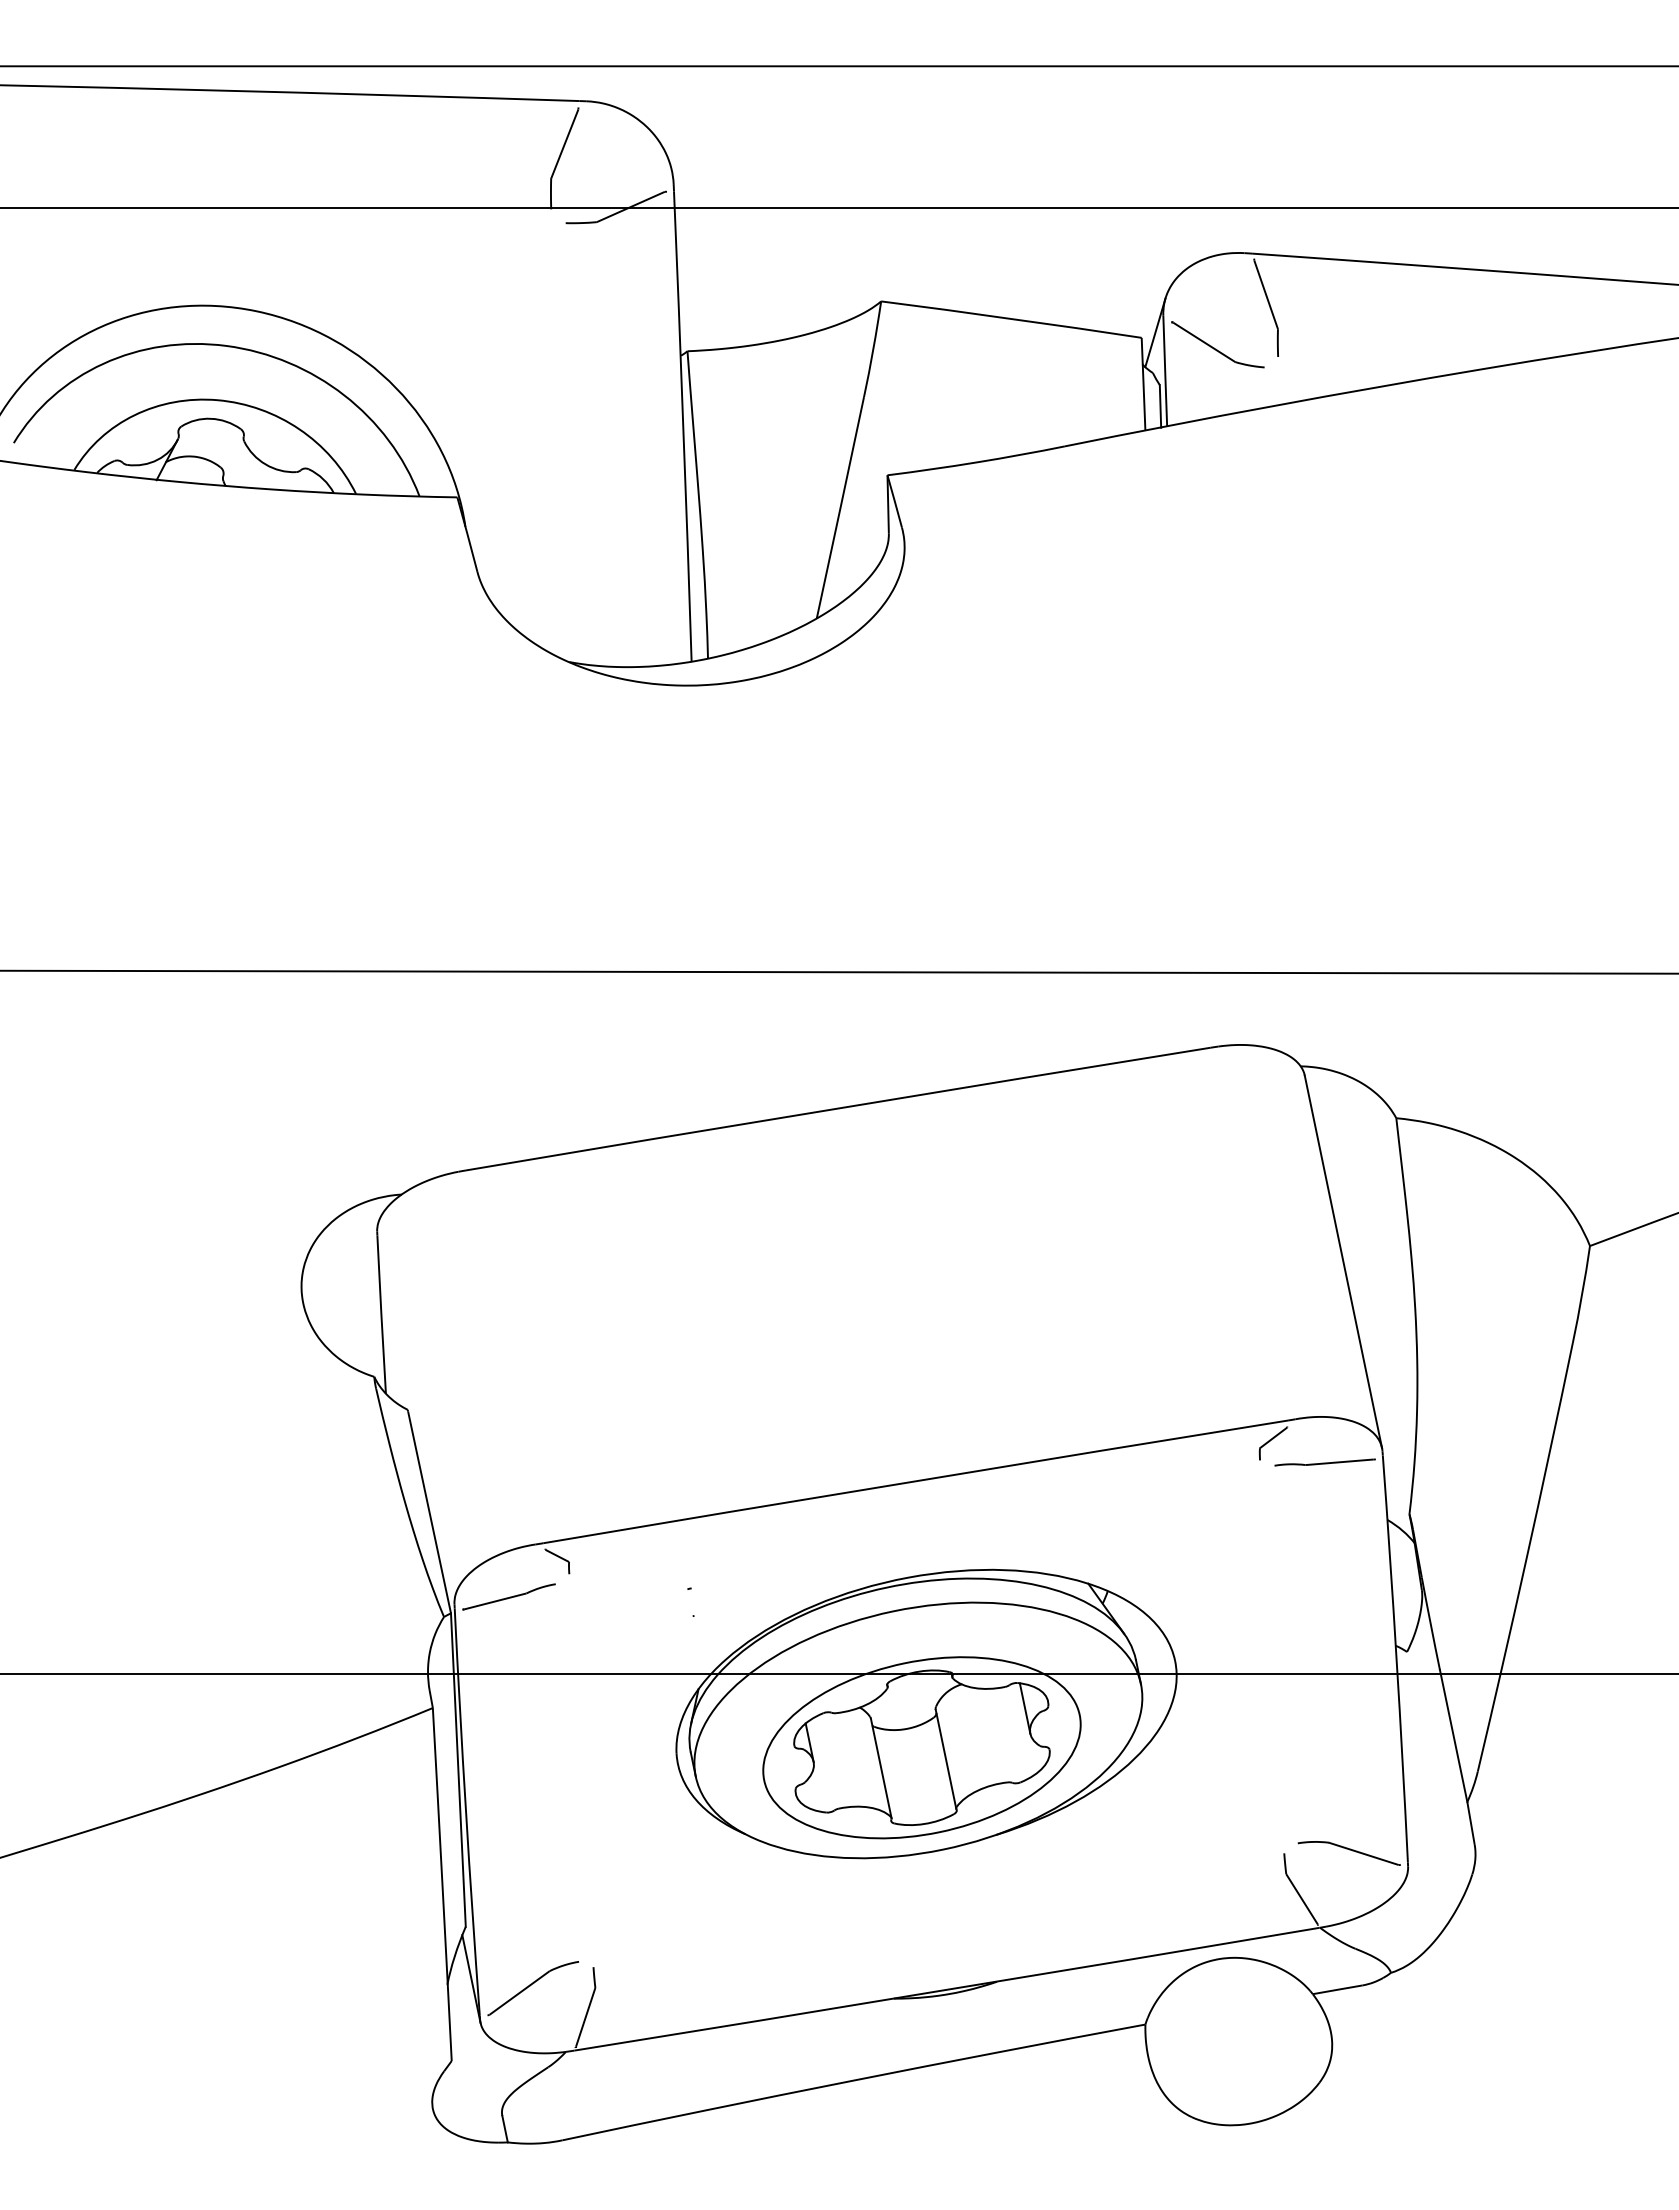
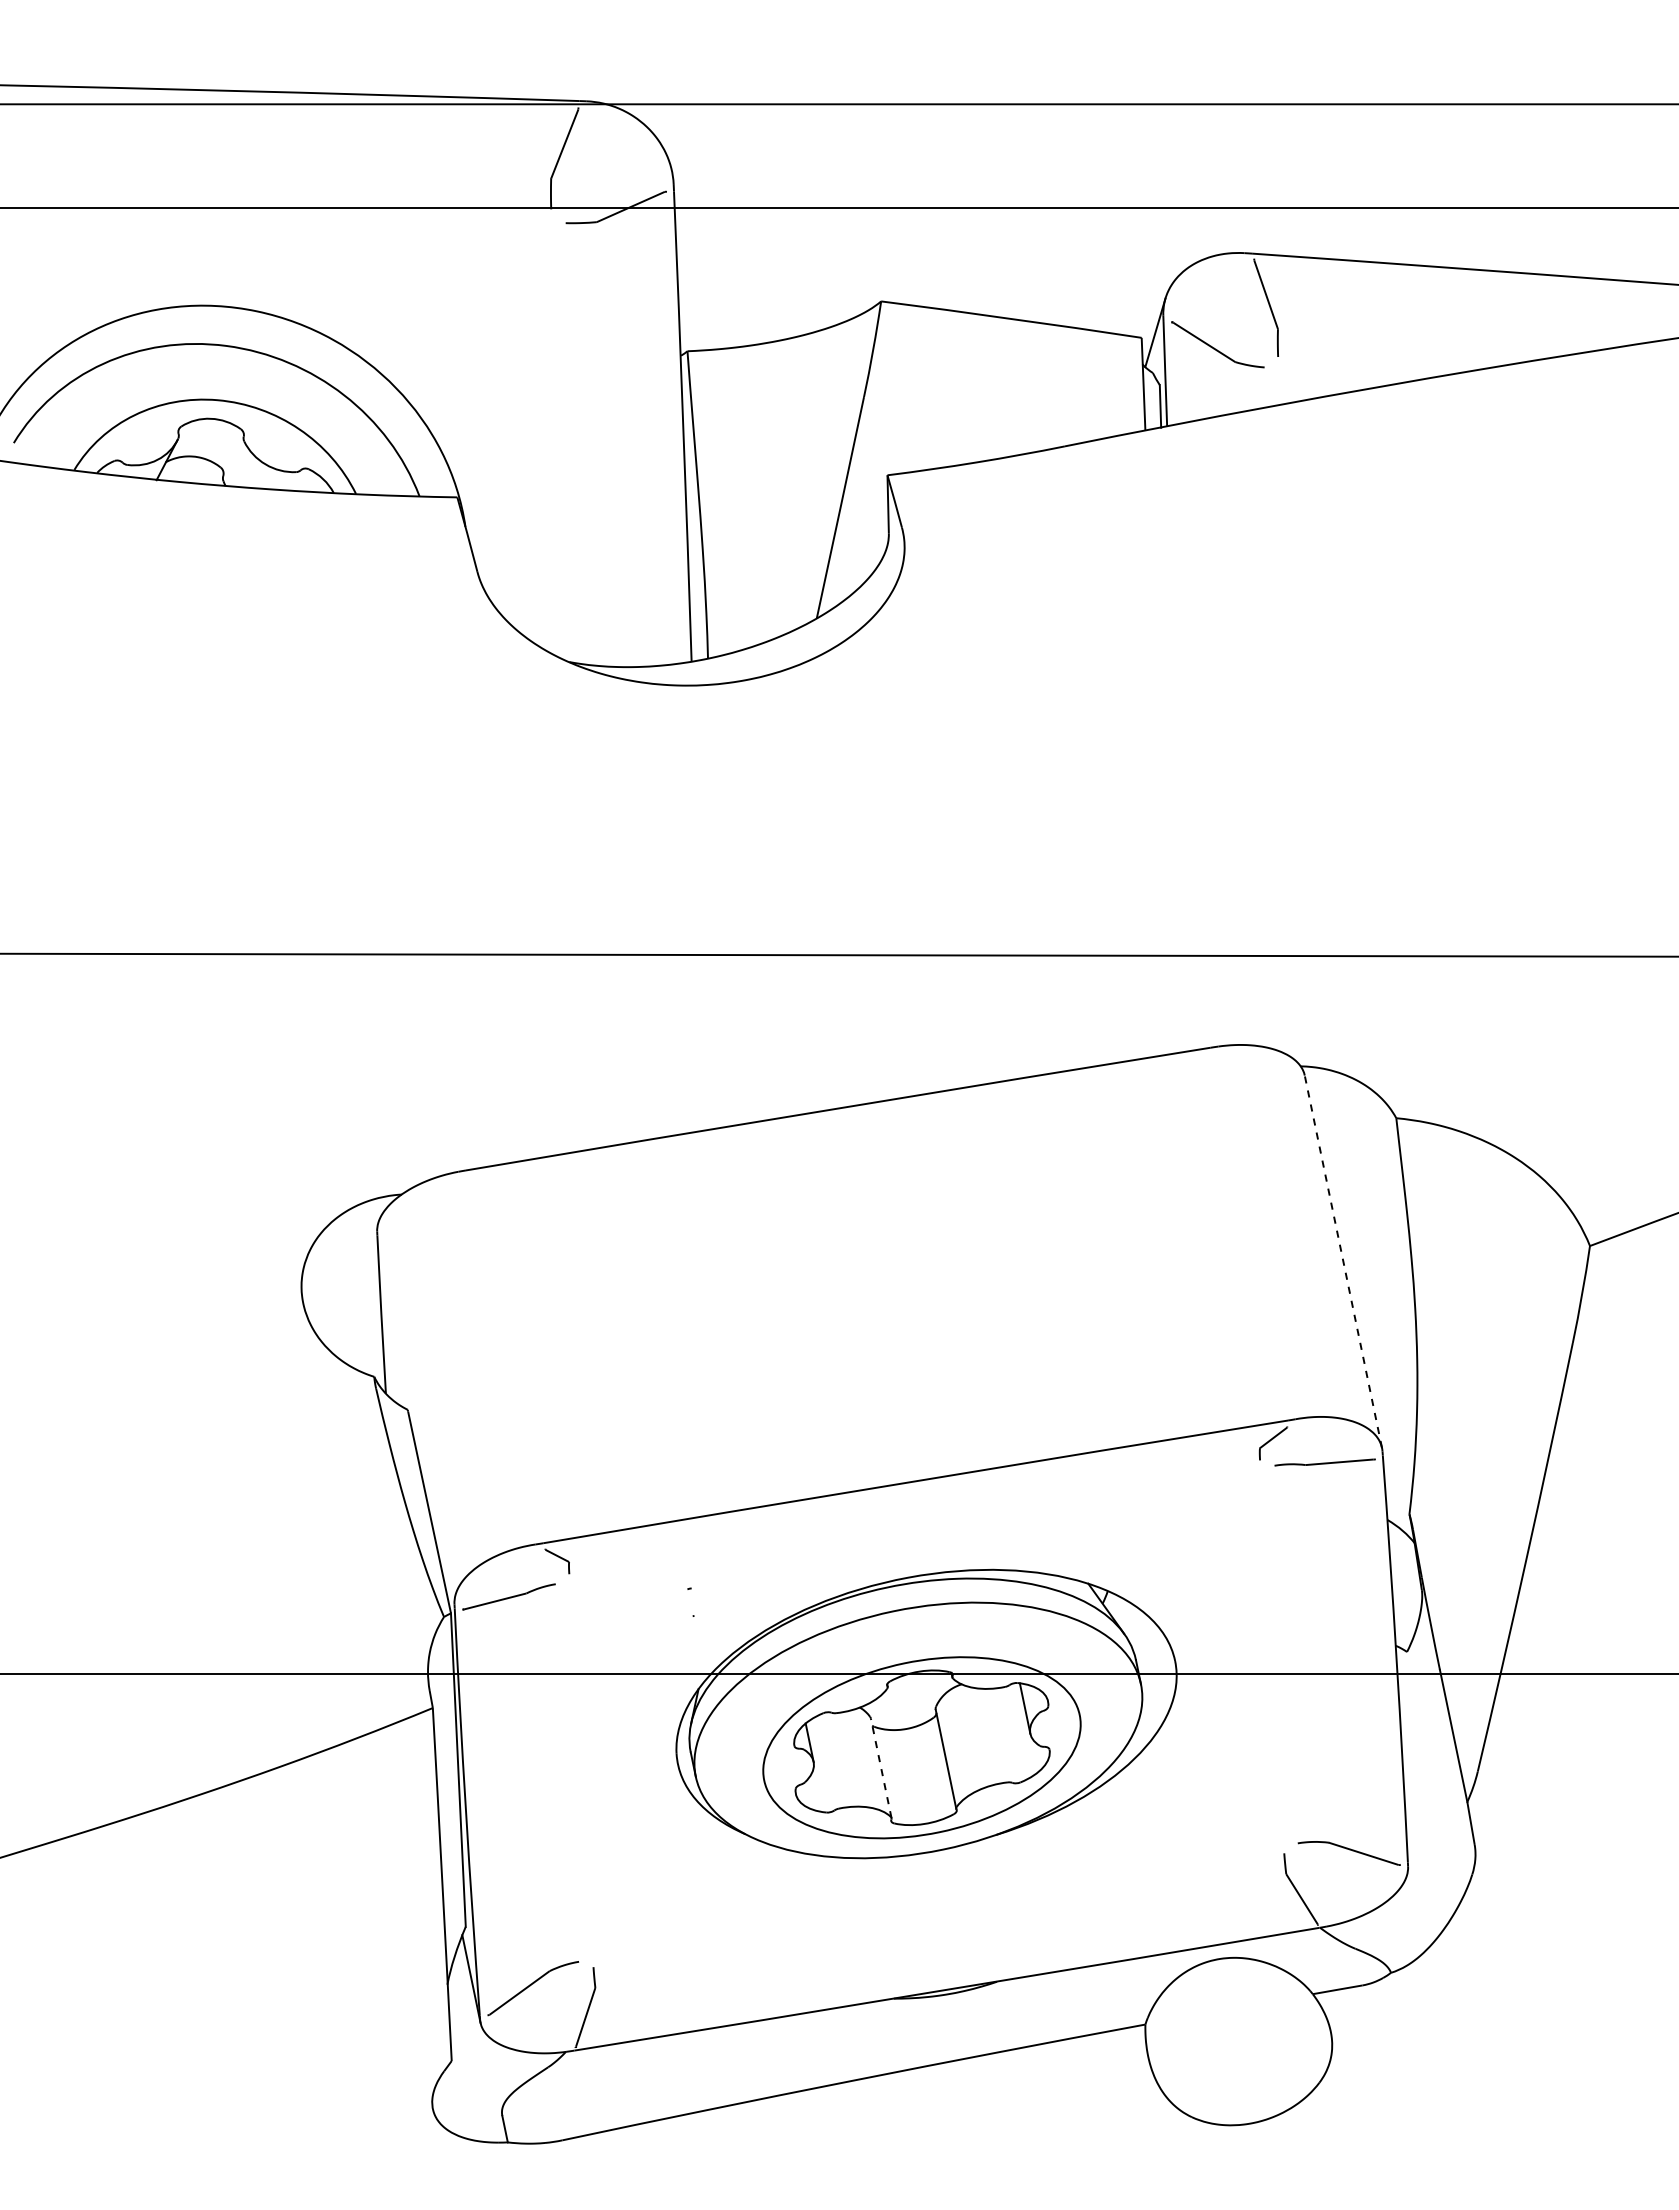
line position: (838, 66) -> (838, 104) (838, 104)
line position: (838, 971) -> (838, 954) (838, 954)
line: solid -> dashed (1343, 1261)
line: solid -> dashed (881, 1768)
